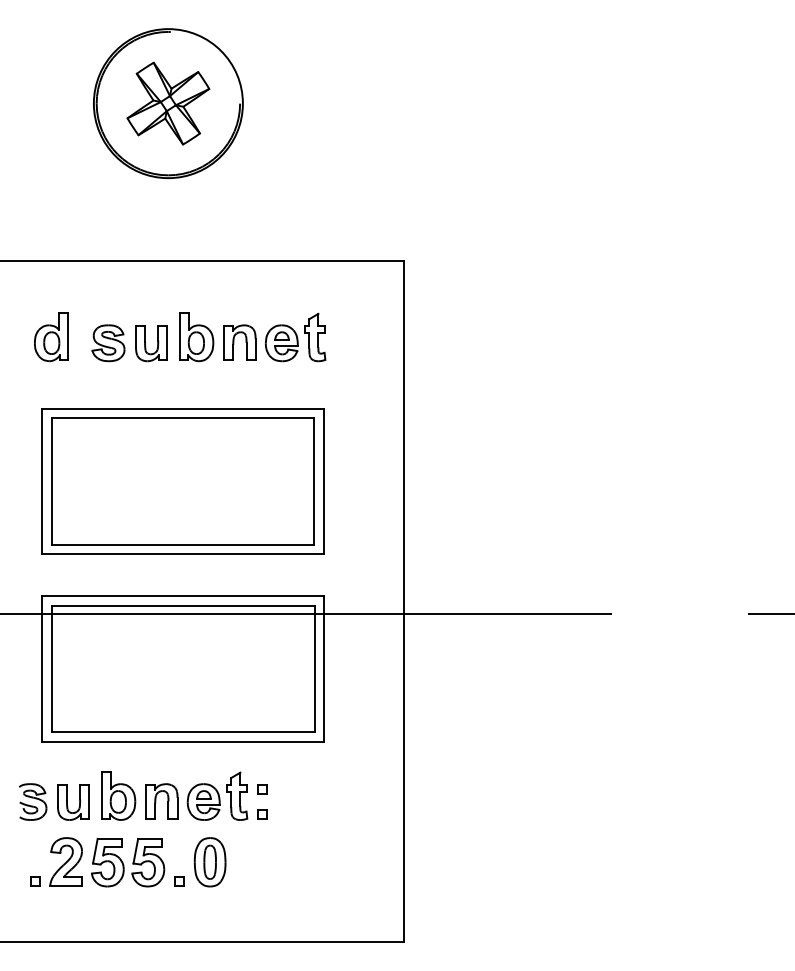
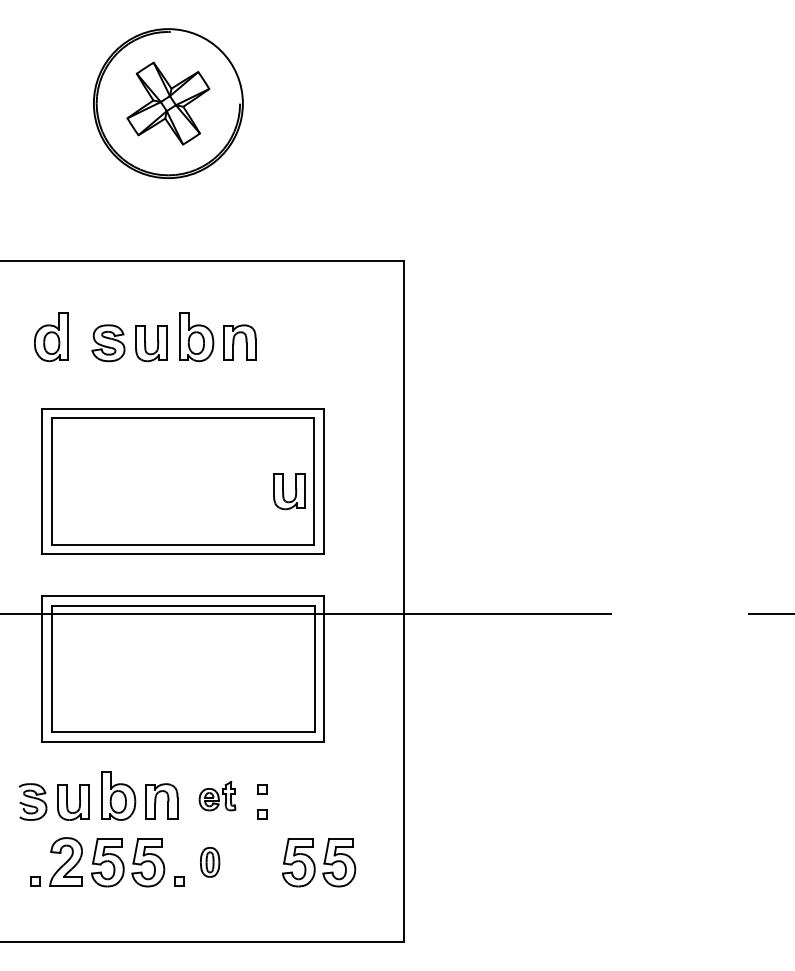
part: present -> none (295, 337)
part: none -> present (289, 491)
part size: 63x50 px -> 39x31 px (217, 796)
part size: 34x51 px -> 21x31 px (210, 862)
part: none -> present (319, 862)
